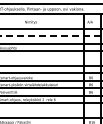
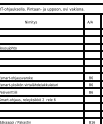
line: dashed -> solid (51, 36)
line: none -> present (50, 58)
line: none -> present (50, 110)
